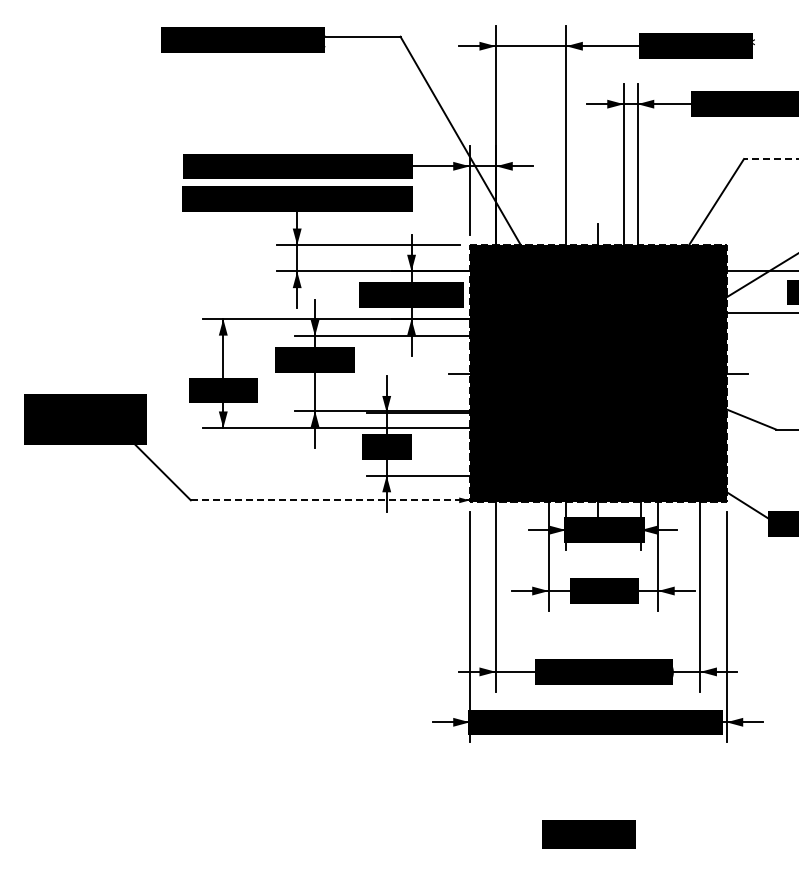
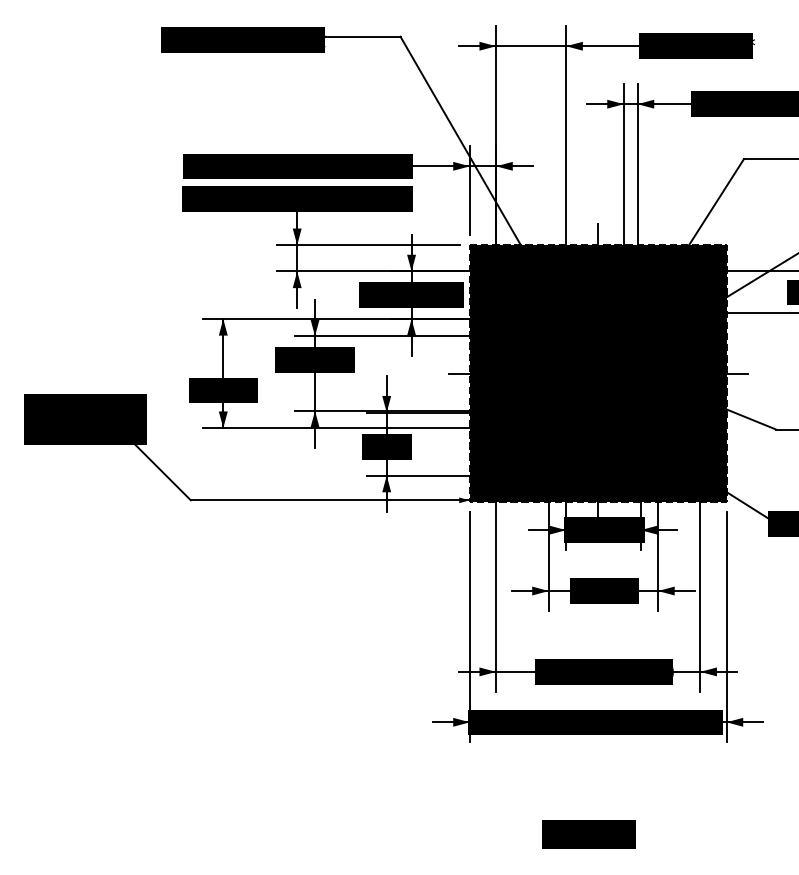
line: dashed -> solid (770, 159)
line: dashed -> solid (330, 500)
